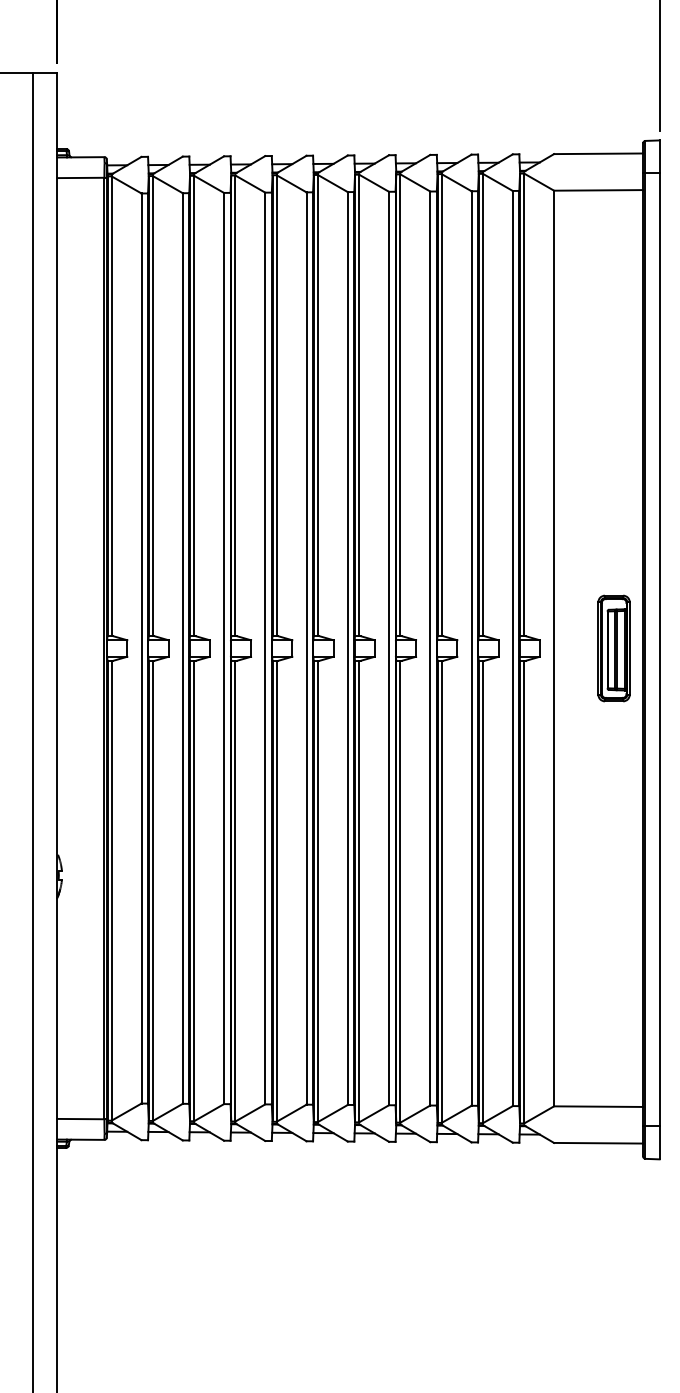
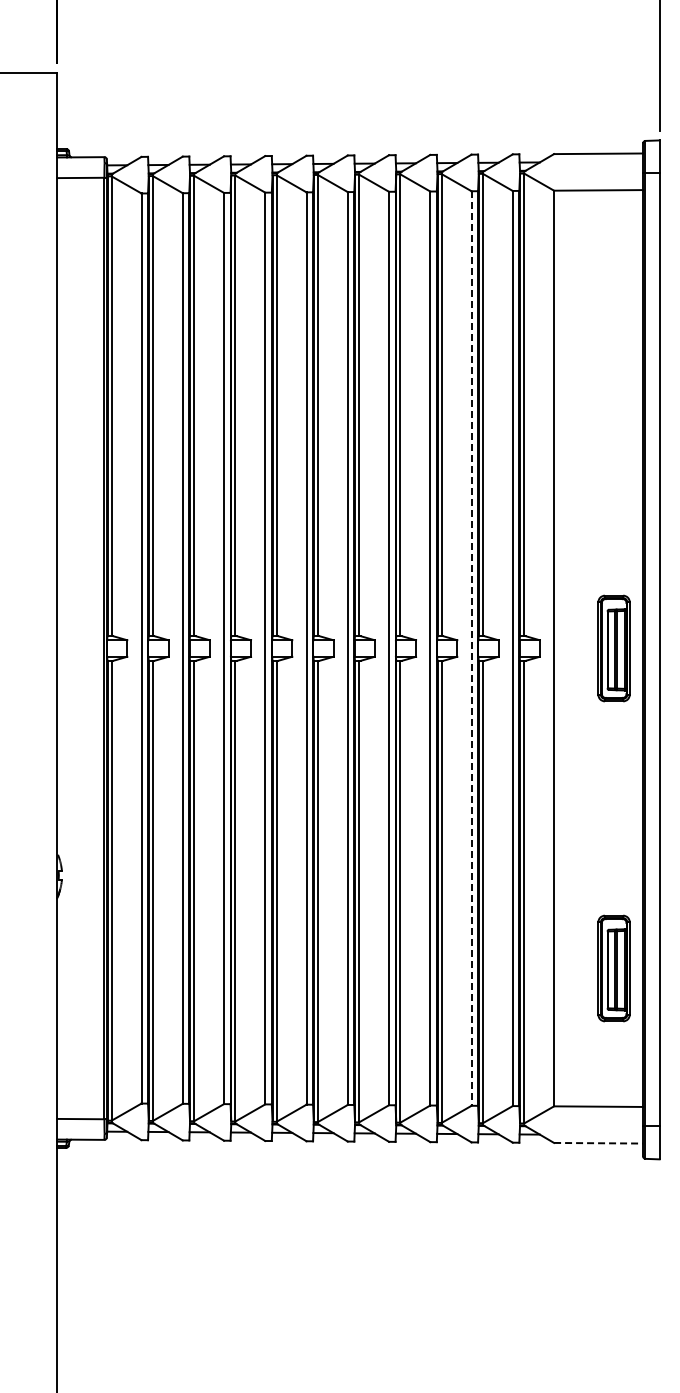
line: solid -> dashed (471, 649)
line: present -> none (32, 730)
part: none -> present (613, 968)
line: solid -> dashed (598, 1143)
